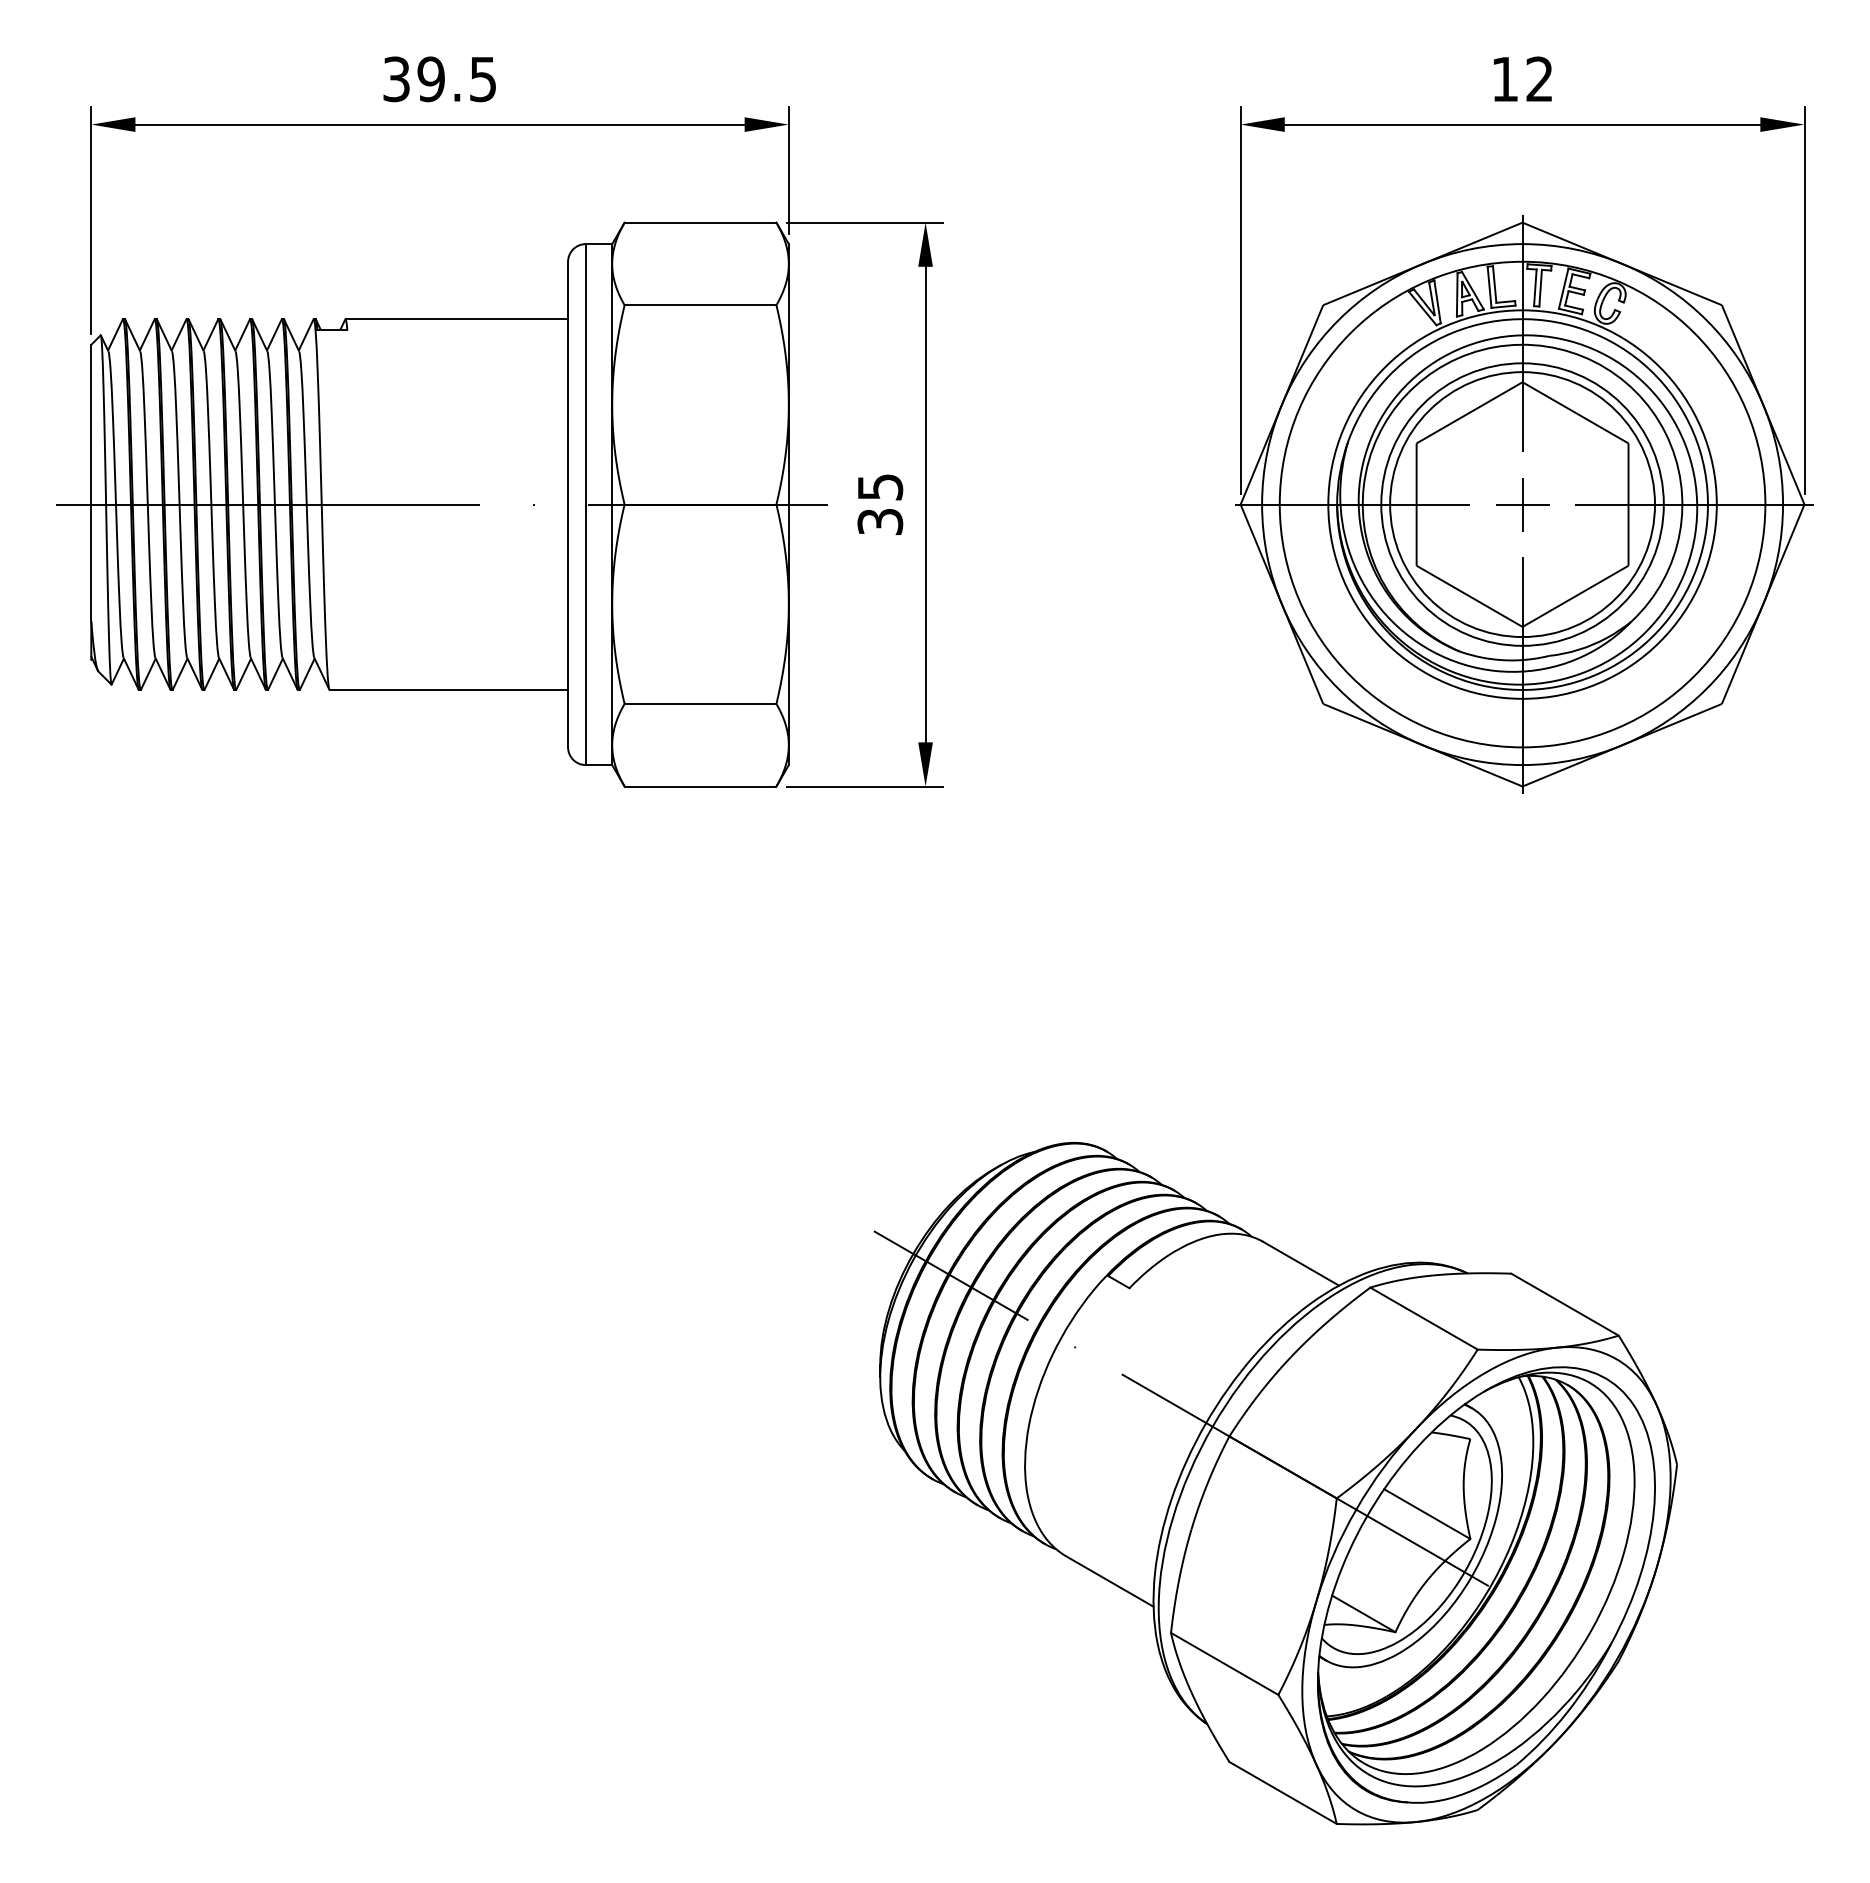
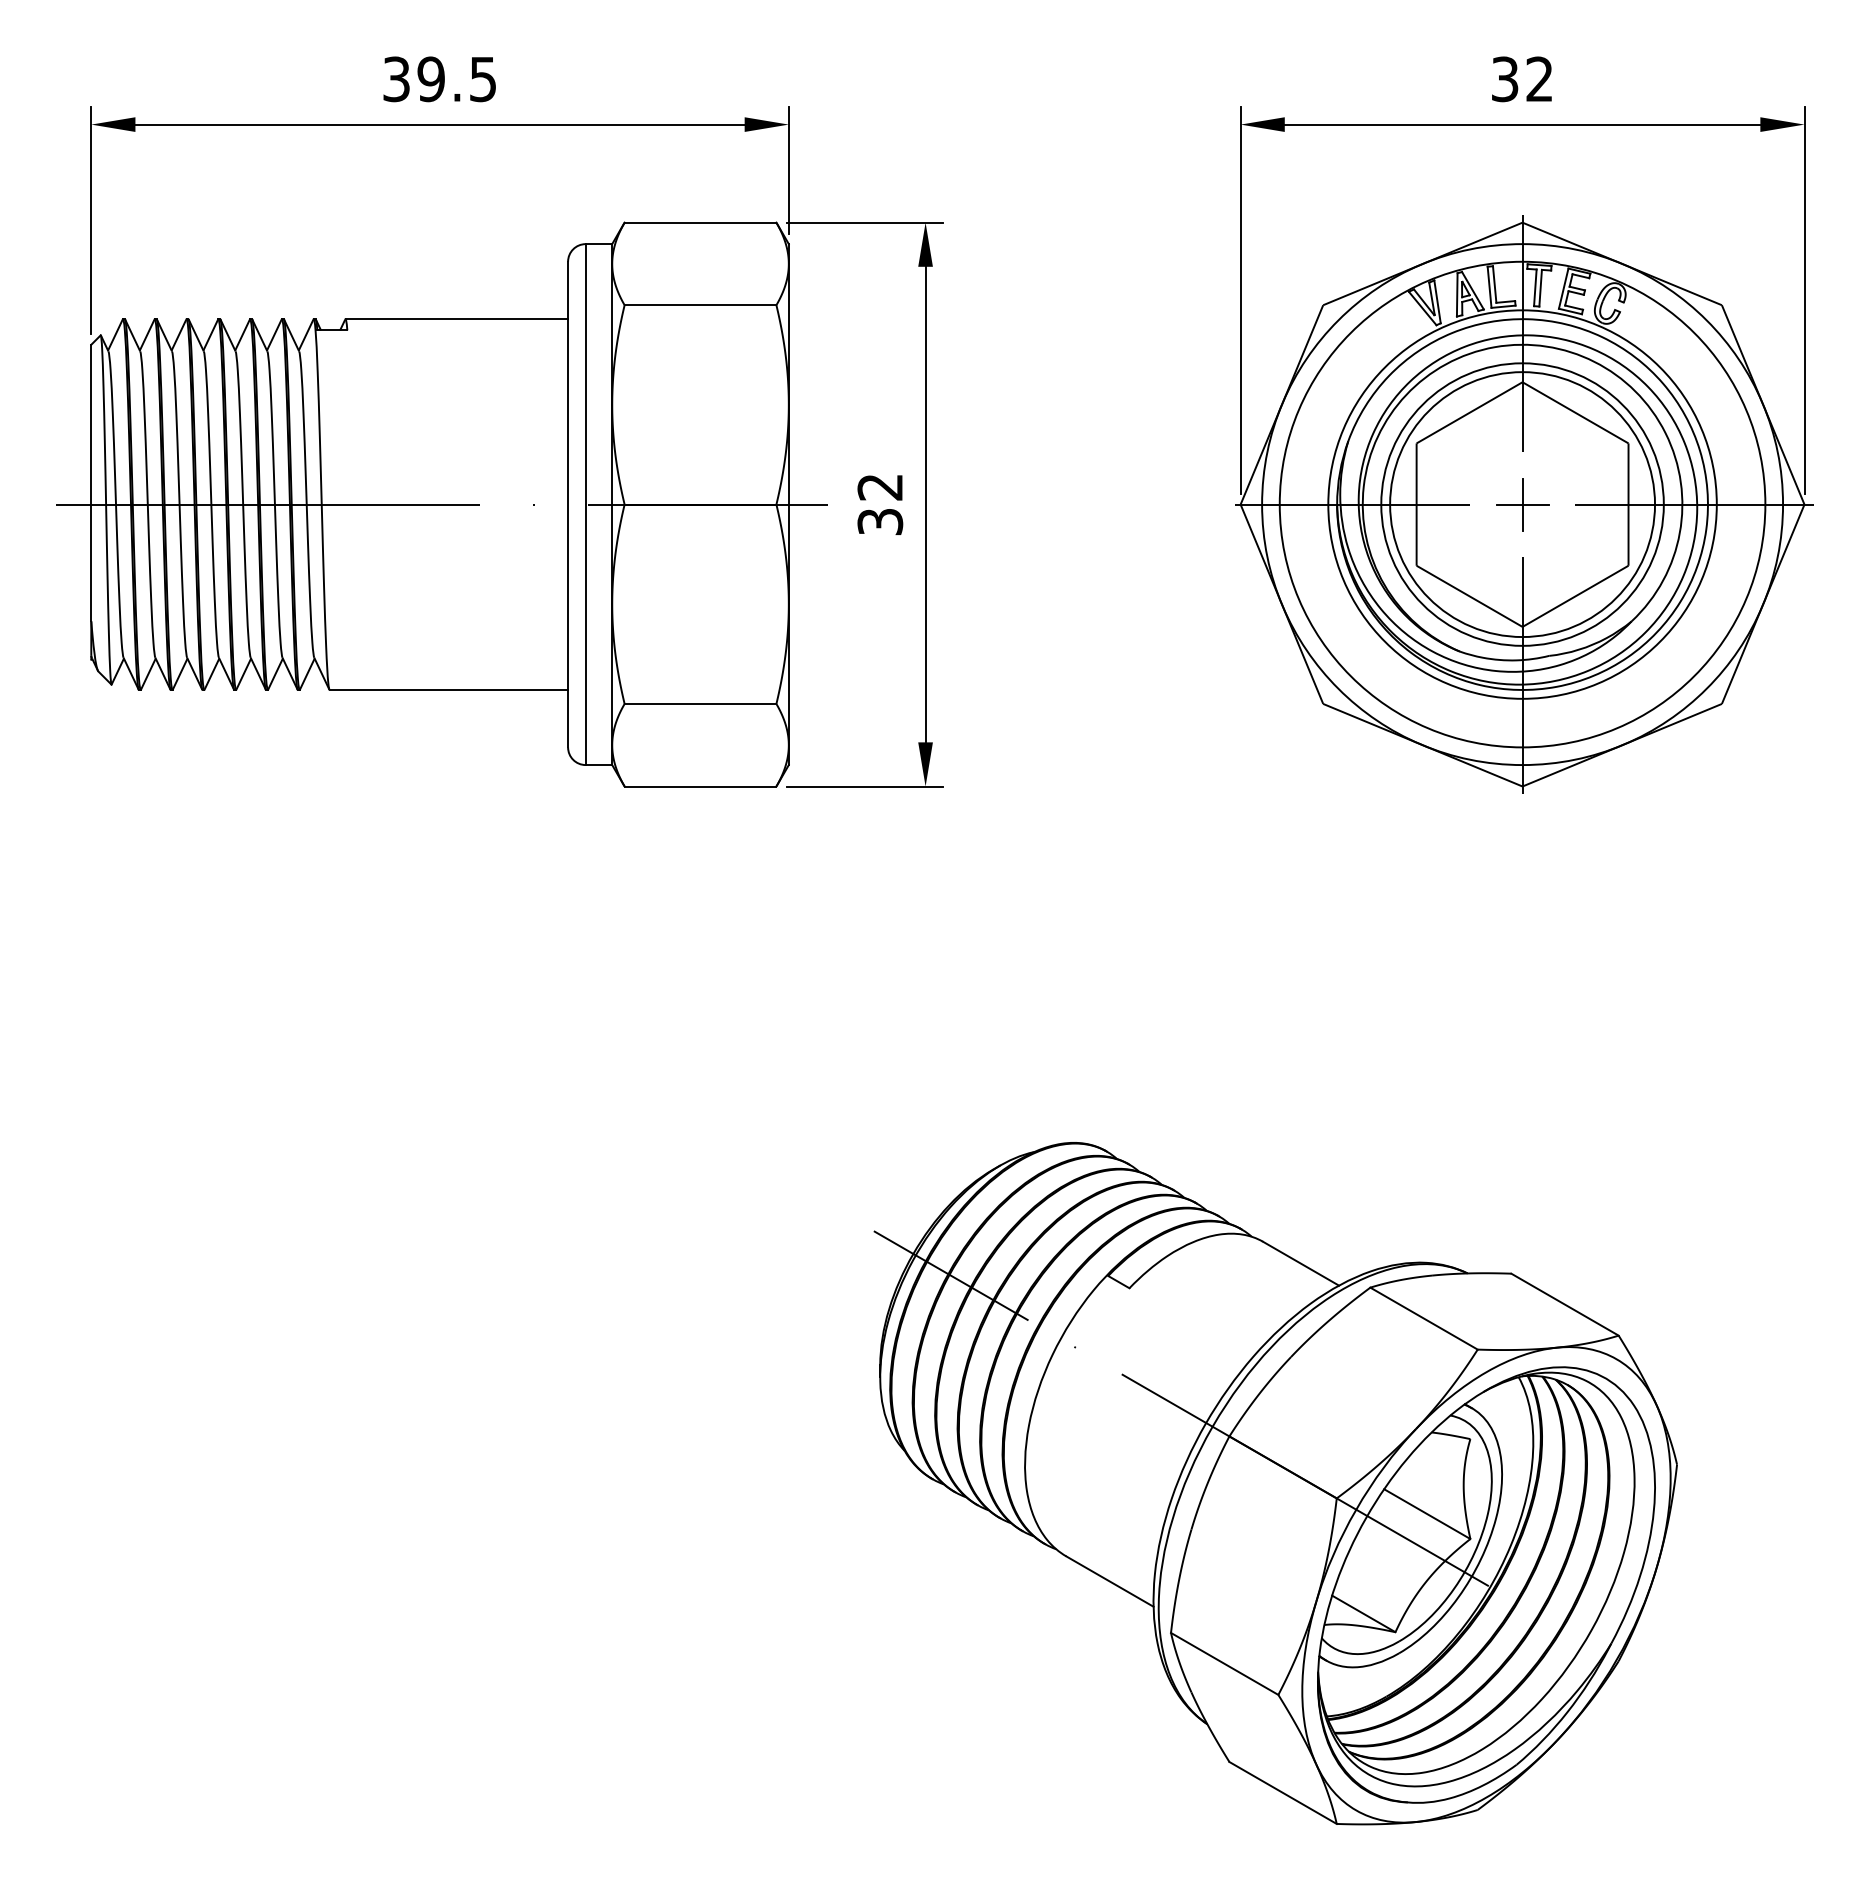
text: 12 -> 32 (1505, 79)
text: 35 -> 32 (880, 487)
